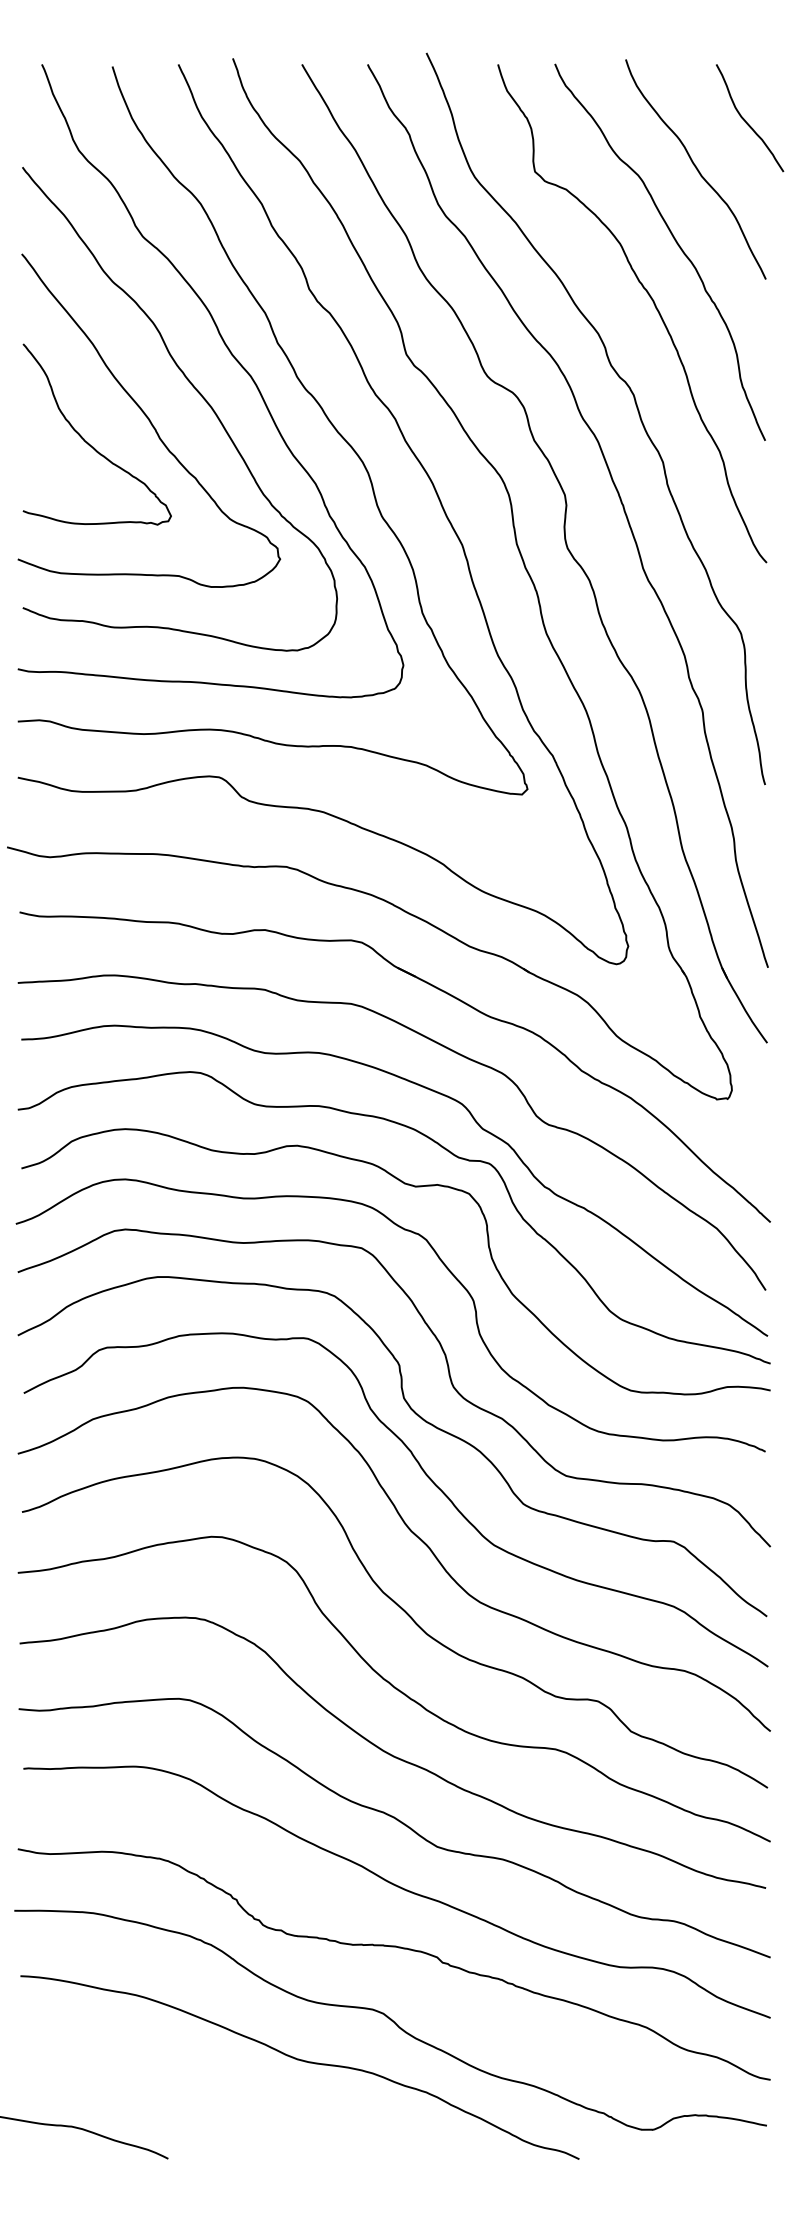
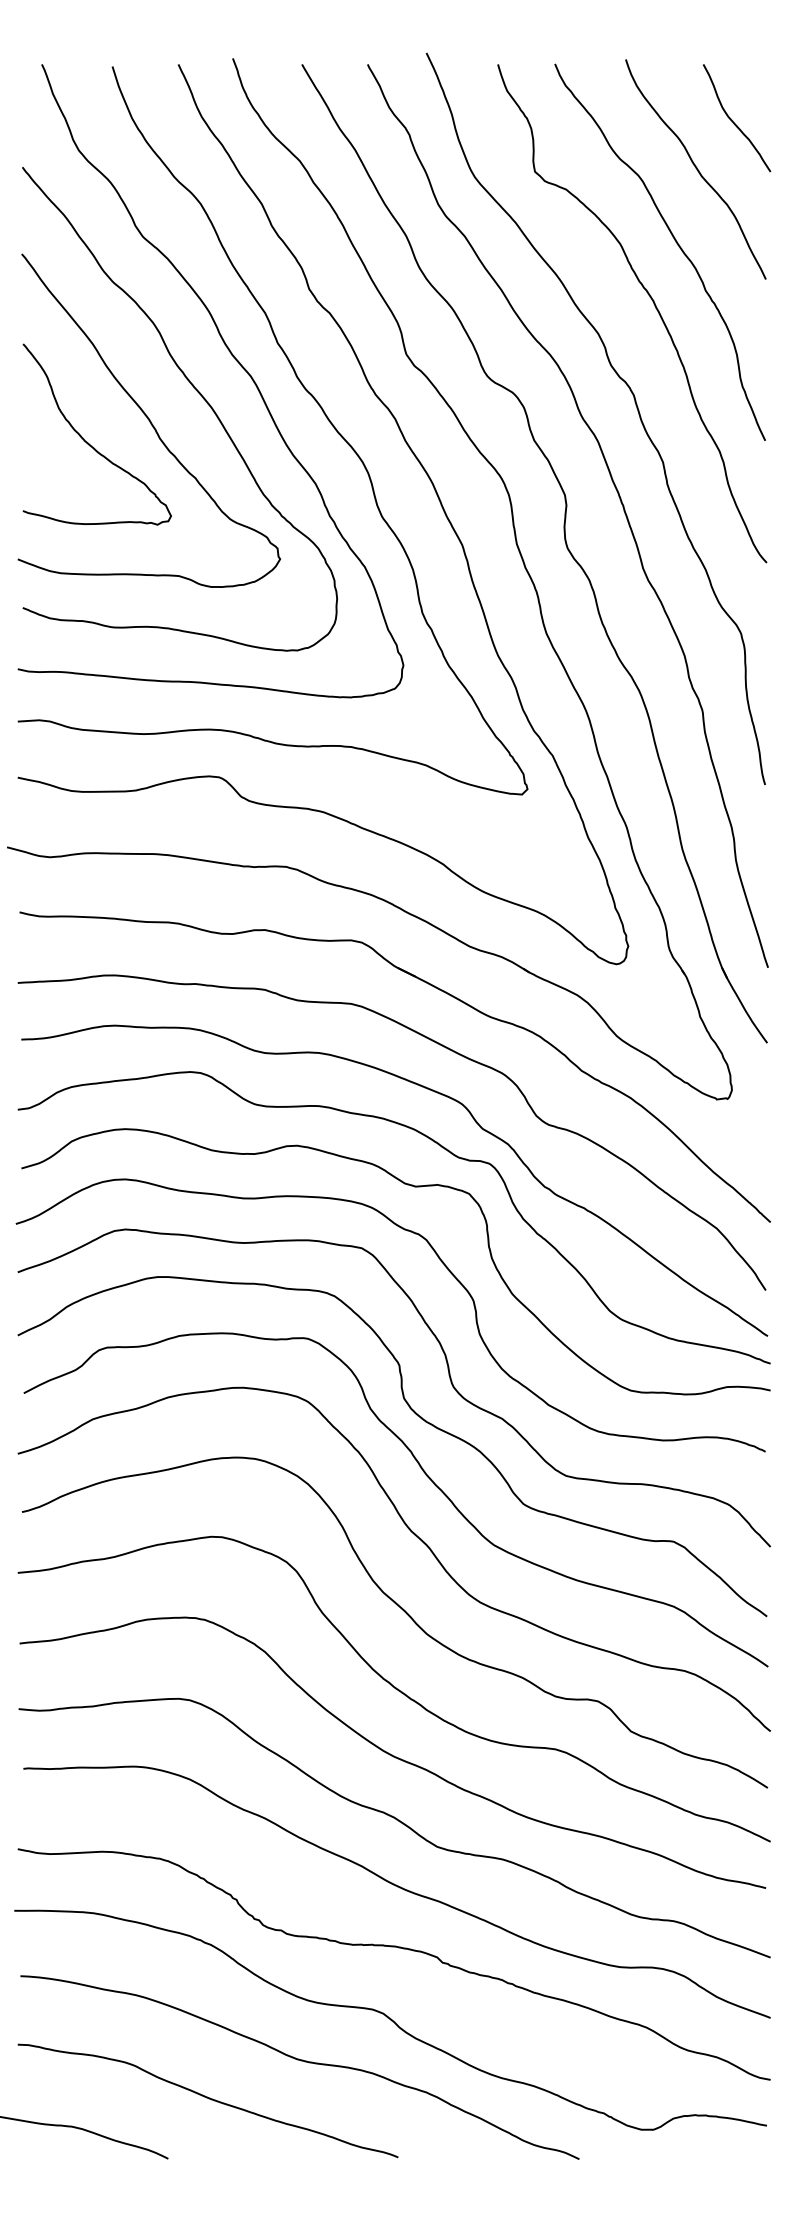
curve position: (746, 121) -> (733, 121) (733, 121)
curve: none -> present (207, 2098)
